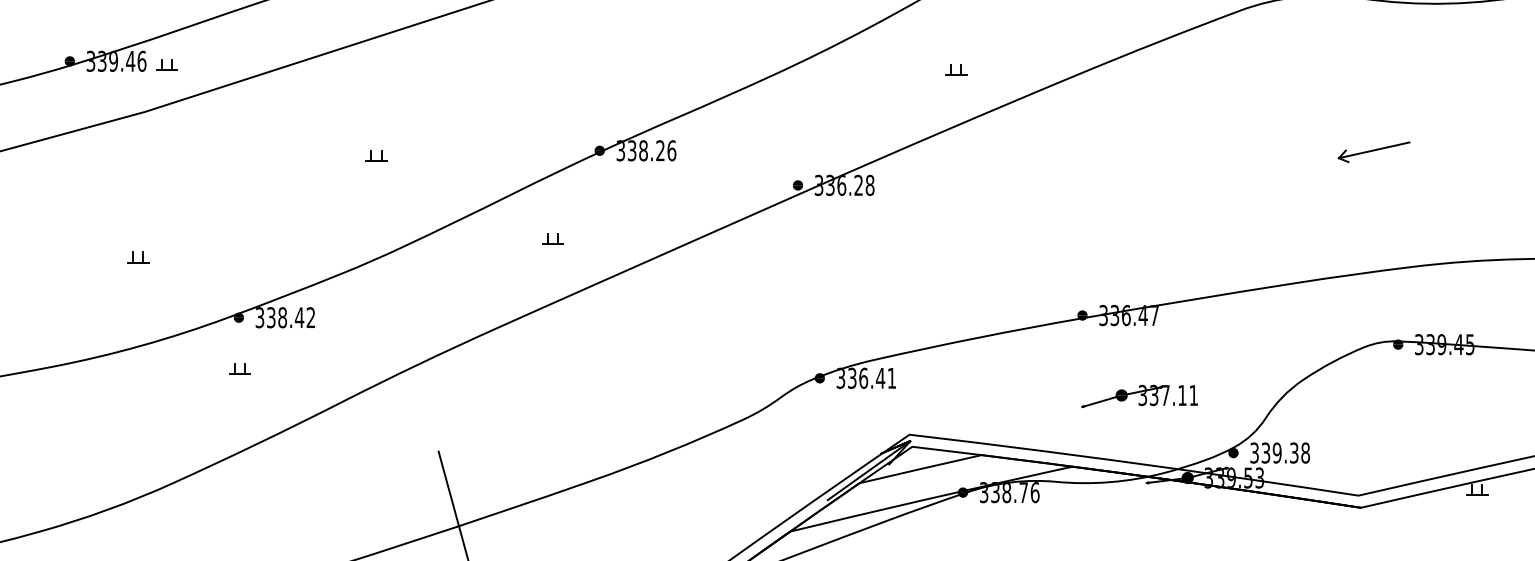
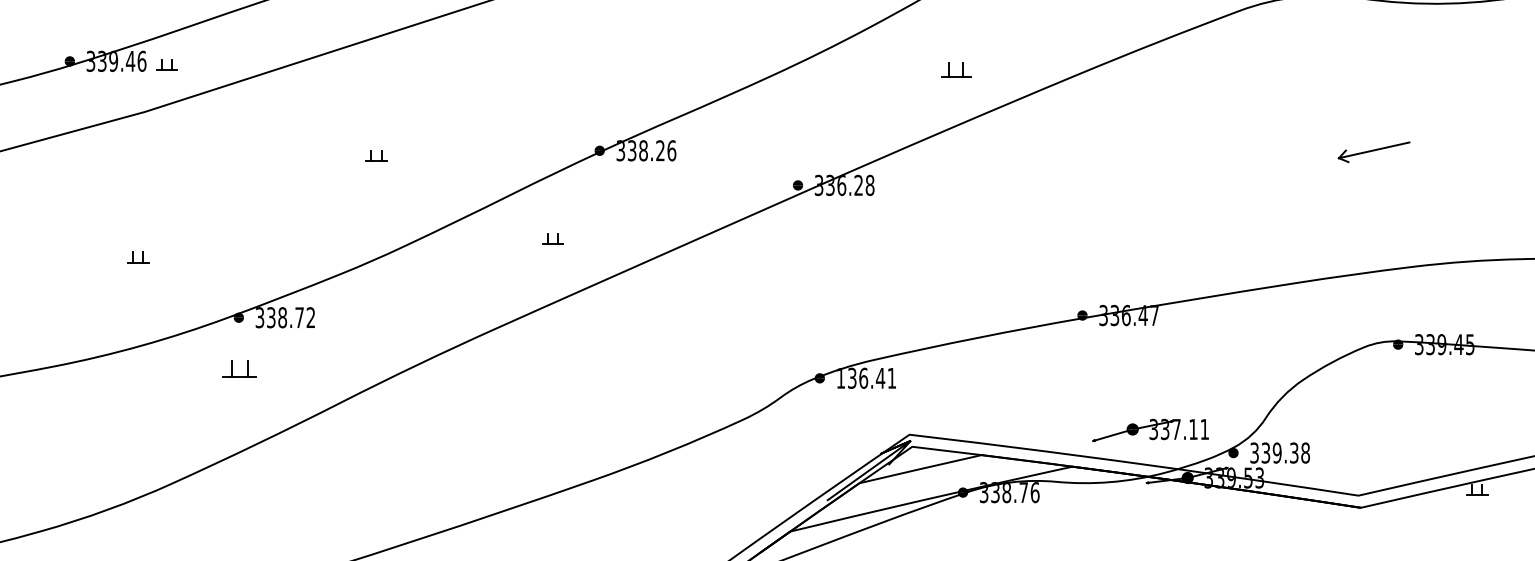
part size: 23x12 px -> 31x16 px (956, 69)
text: 338.42 -> 338.72 (299, 317)
part size: 22x12 px -> 35x18 px (239, 368)
text: 336.41 -> 136.41 (840, 377)
part position: (1139, 396) -> (1150, 430) (1150, 430)
line: present -> none (452, 504)
